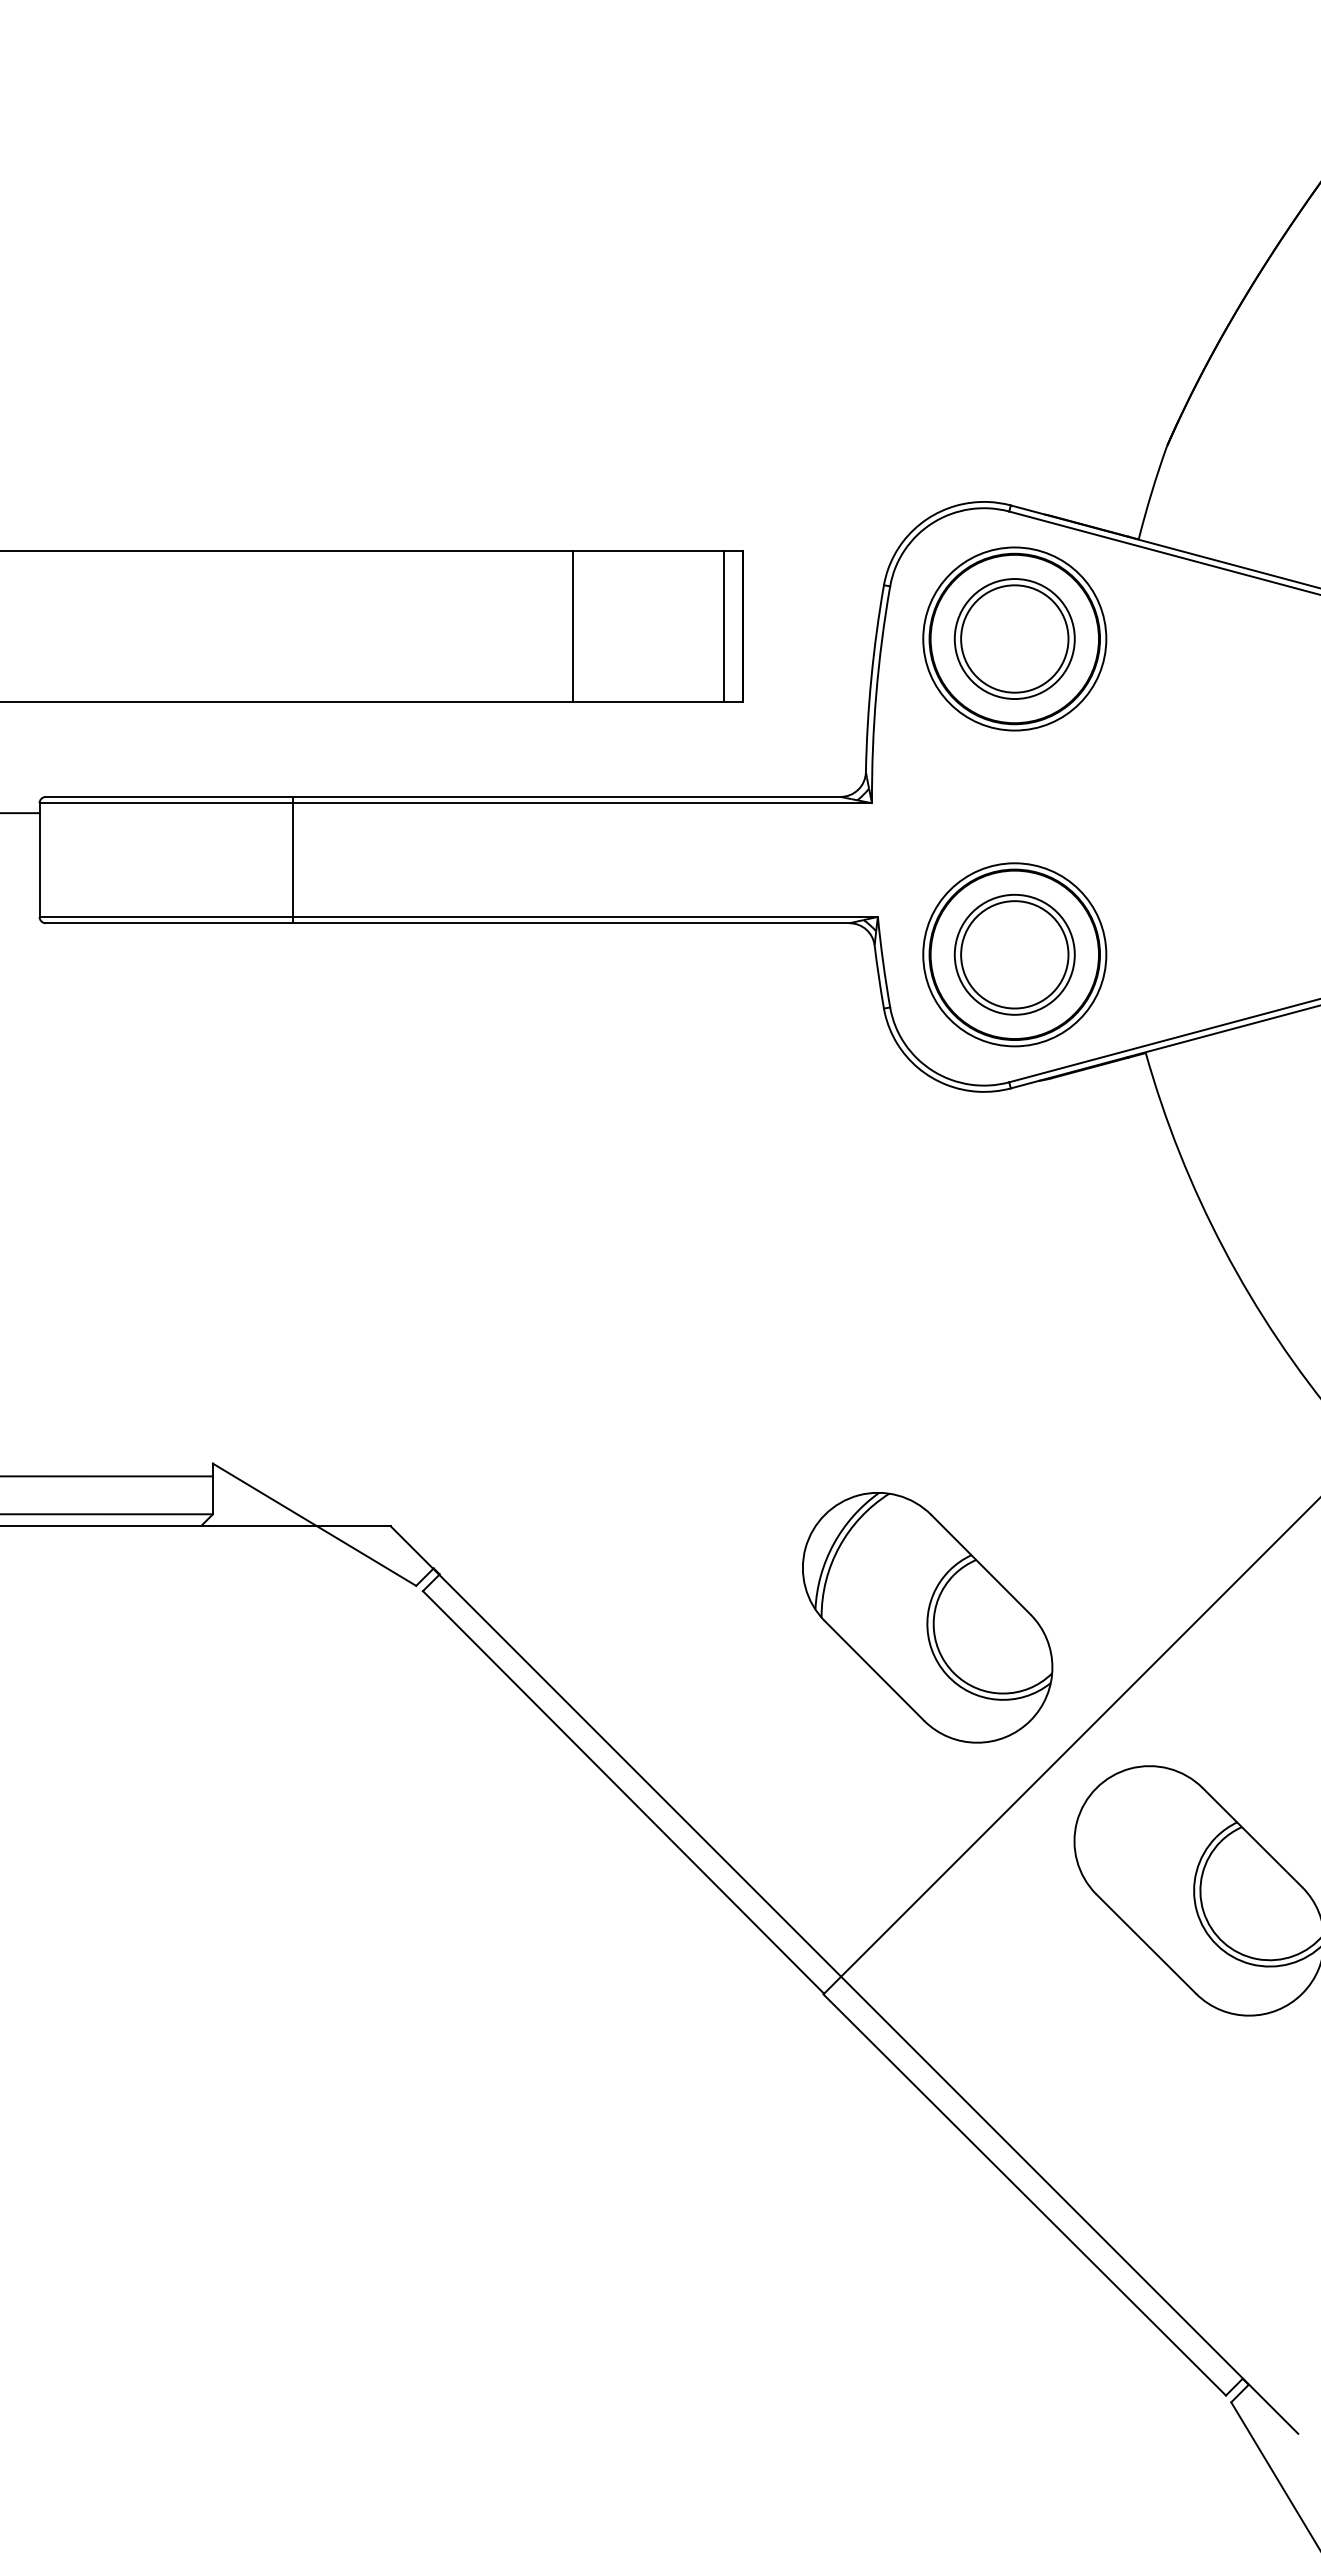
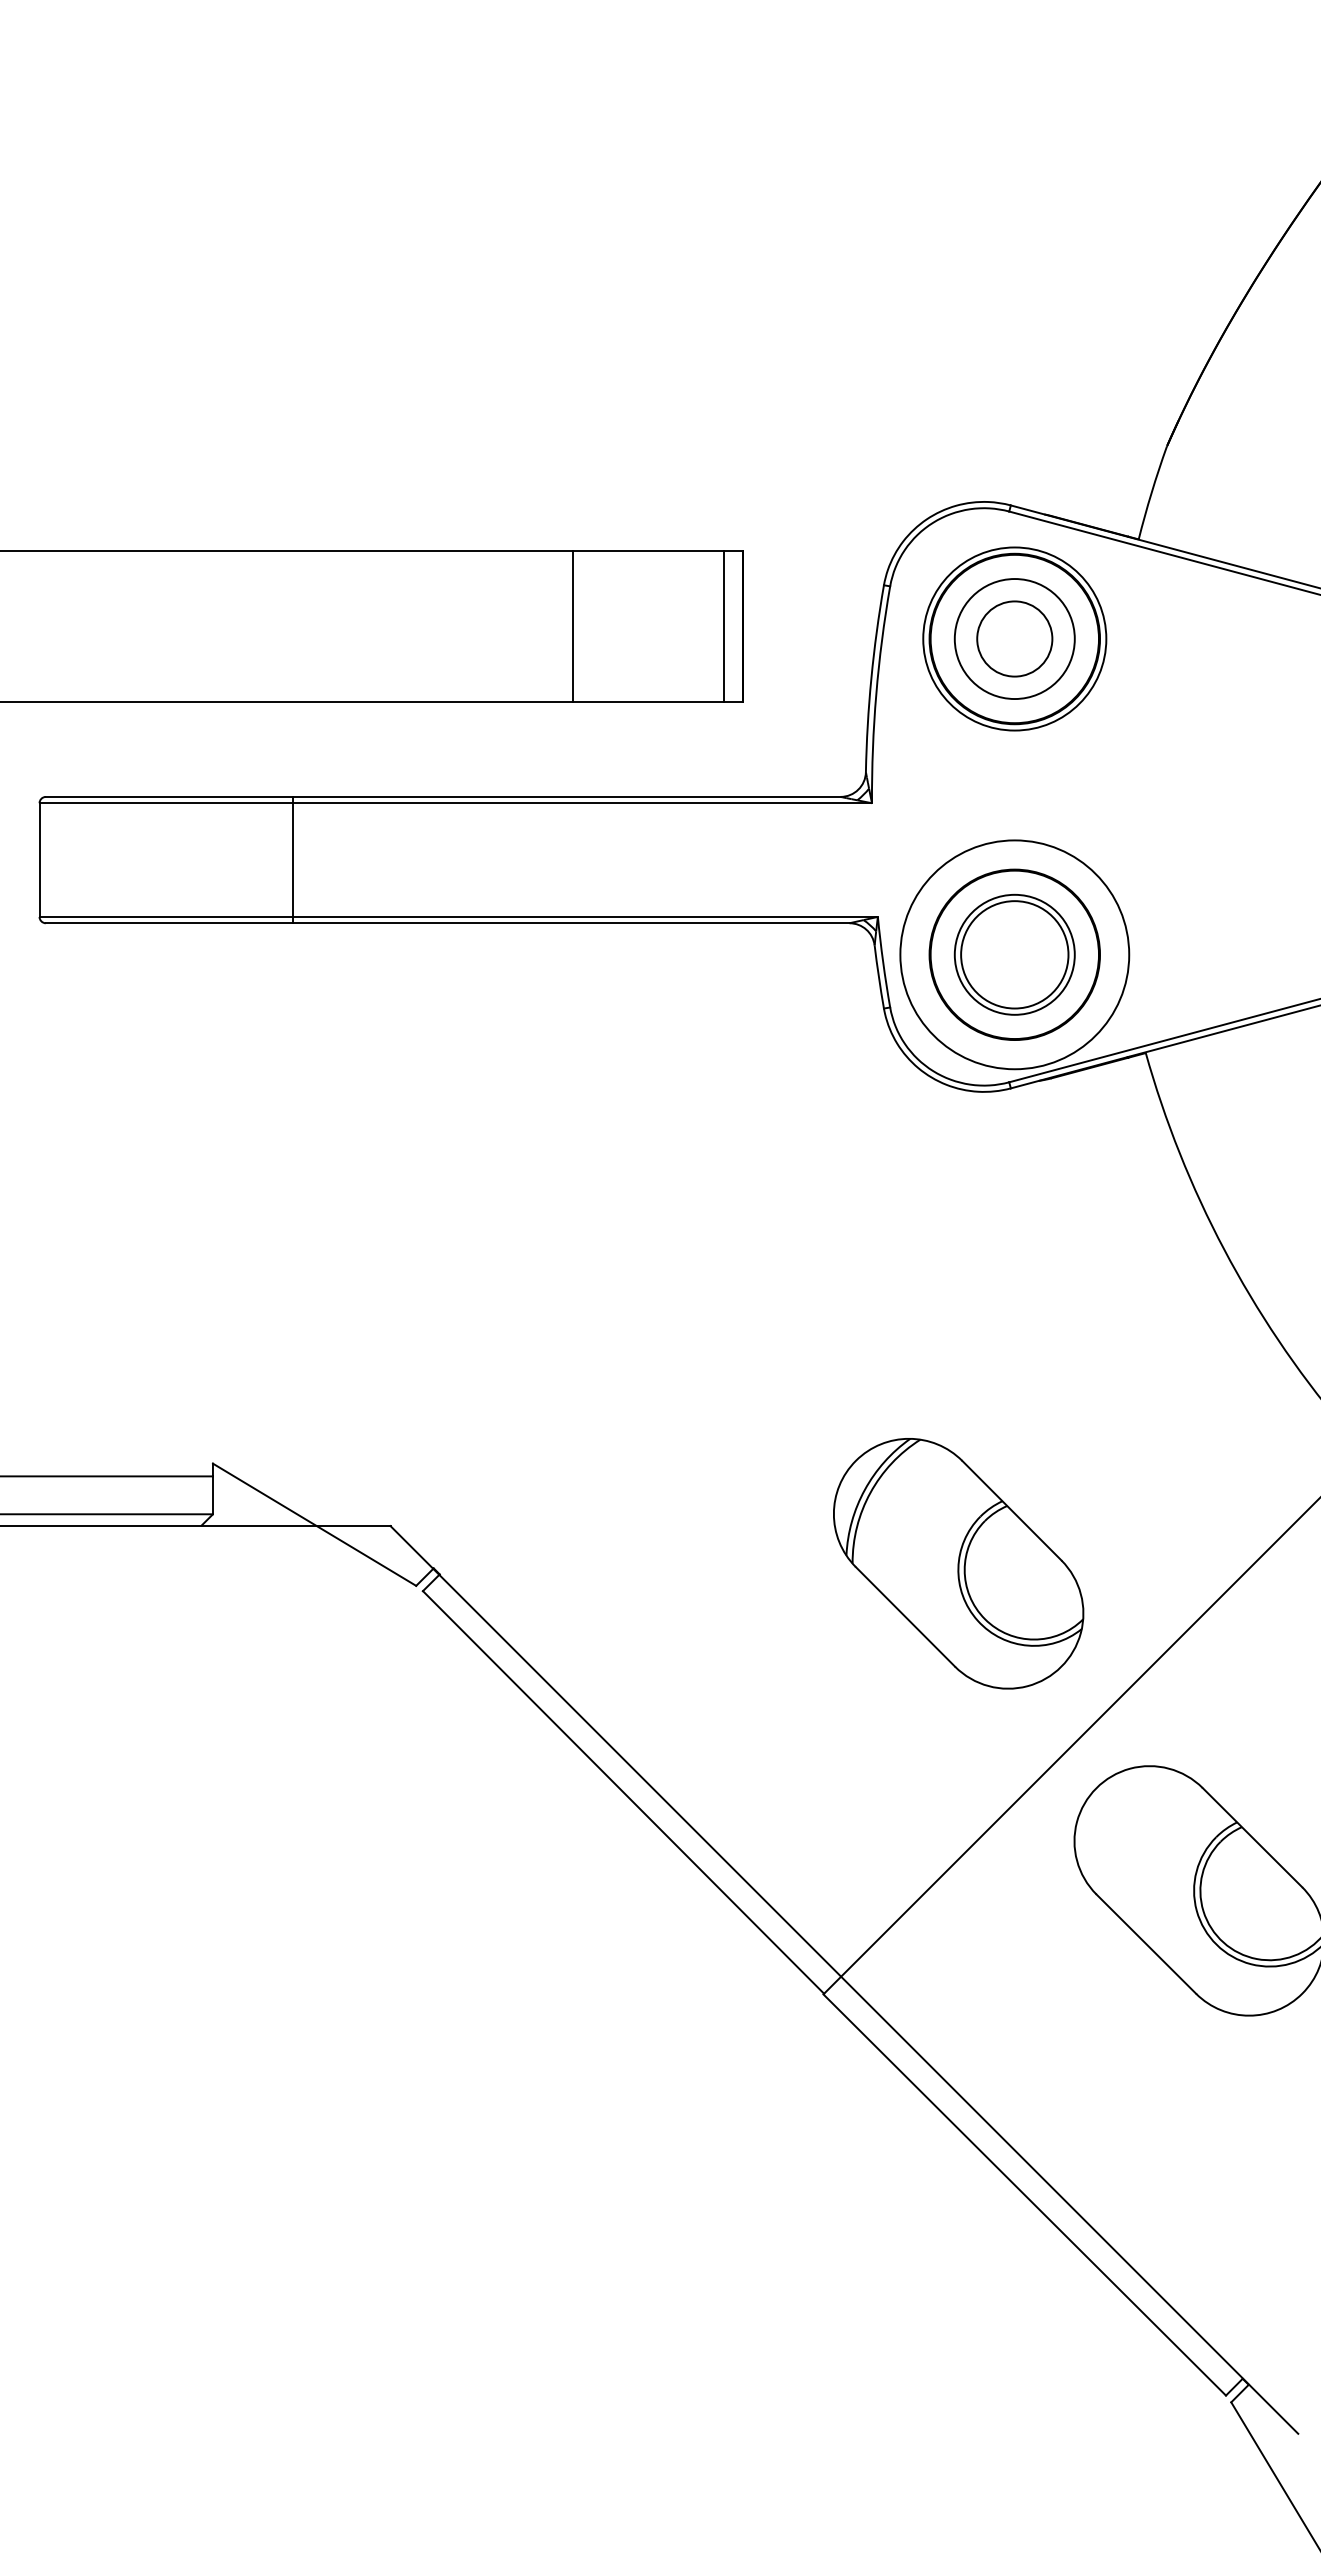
circle diameter: 107 px -> 75 px (1014, 638)
line: present -> none (20, 813)
circle diameter: 183 px -> 229 px (1014, 954)
part position: (927, 1617) -> (958, 1563) (958, 1563)
